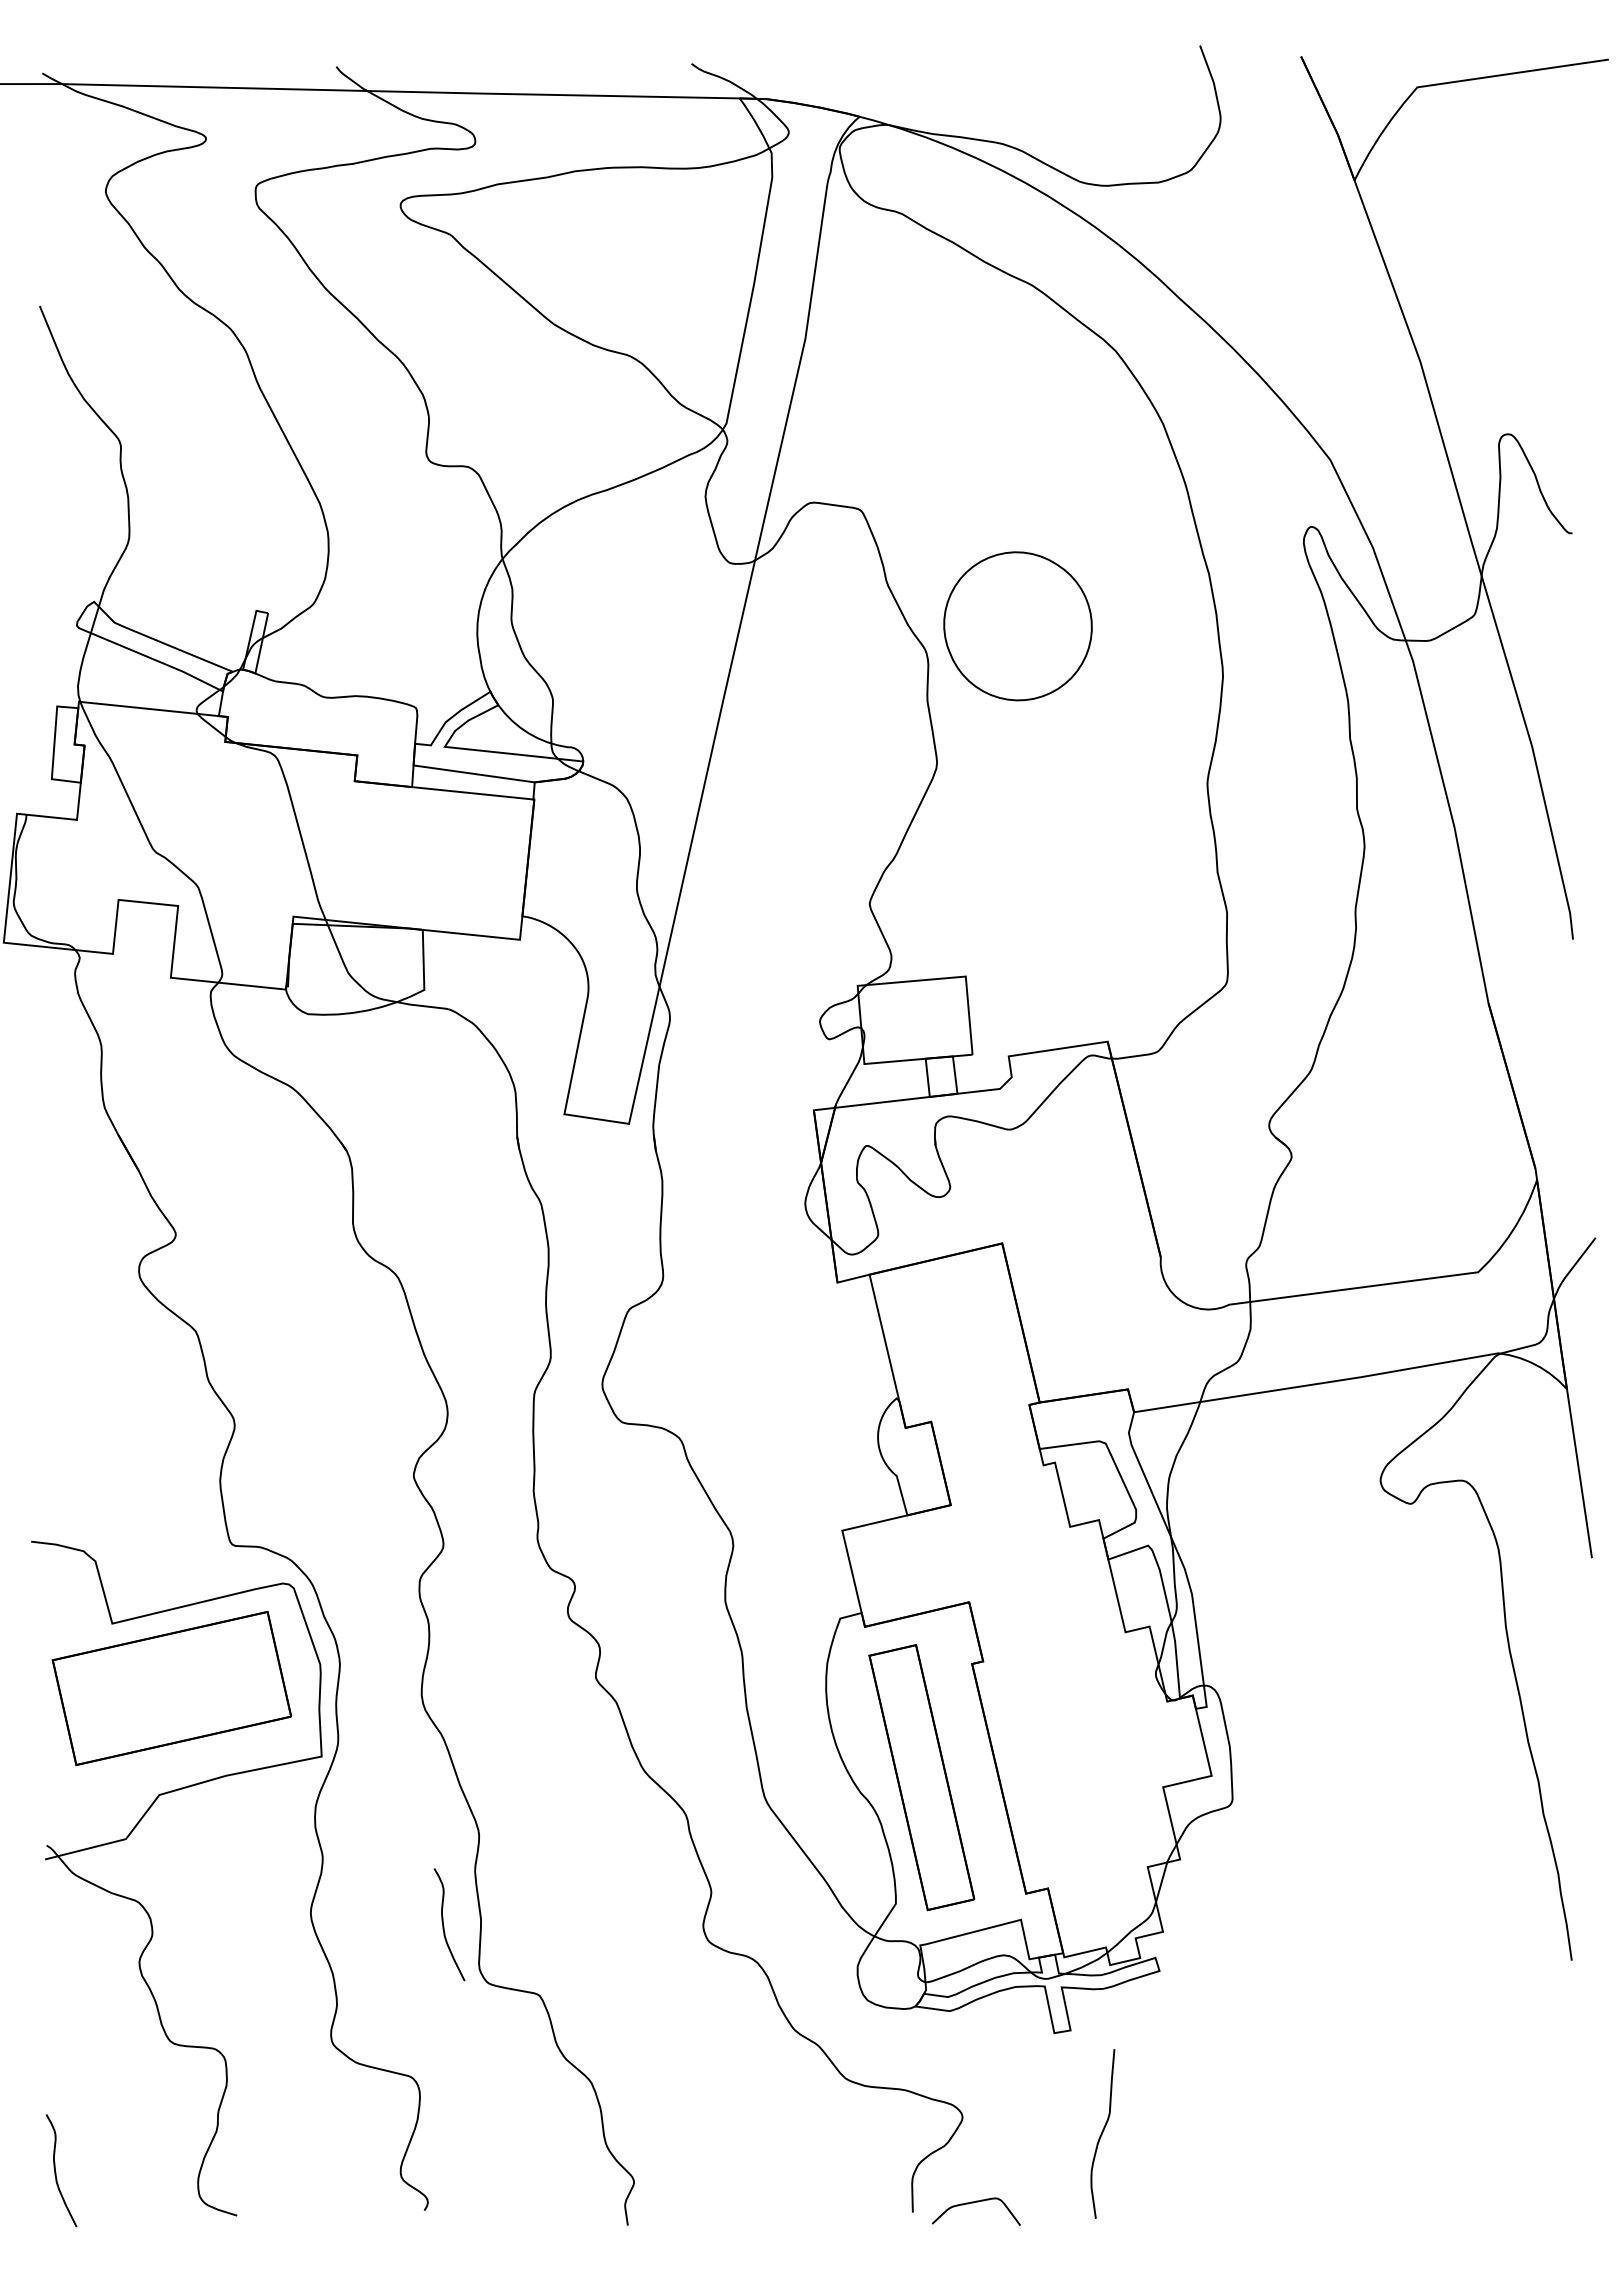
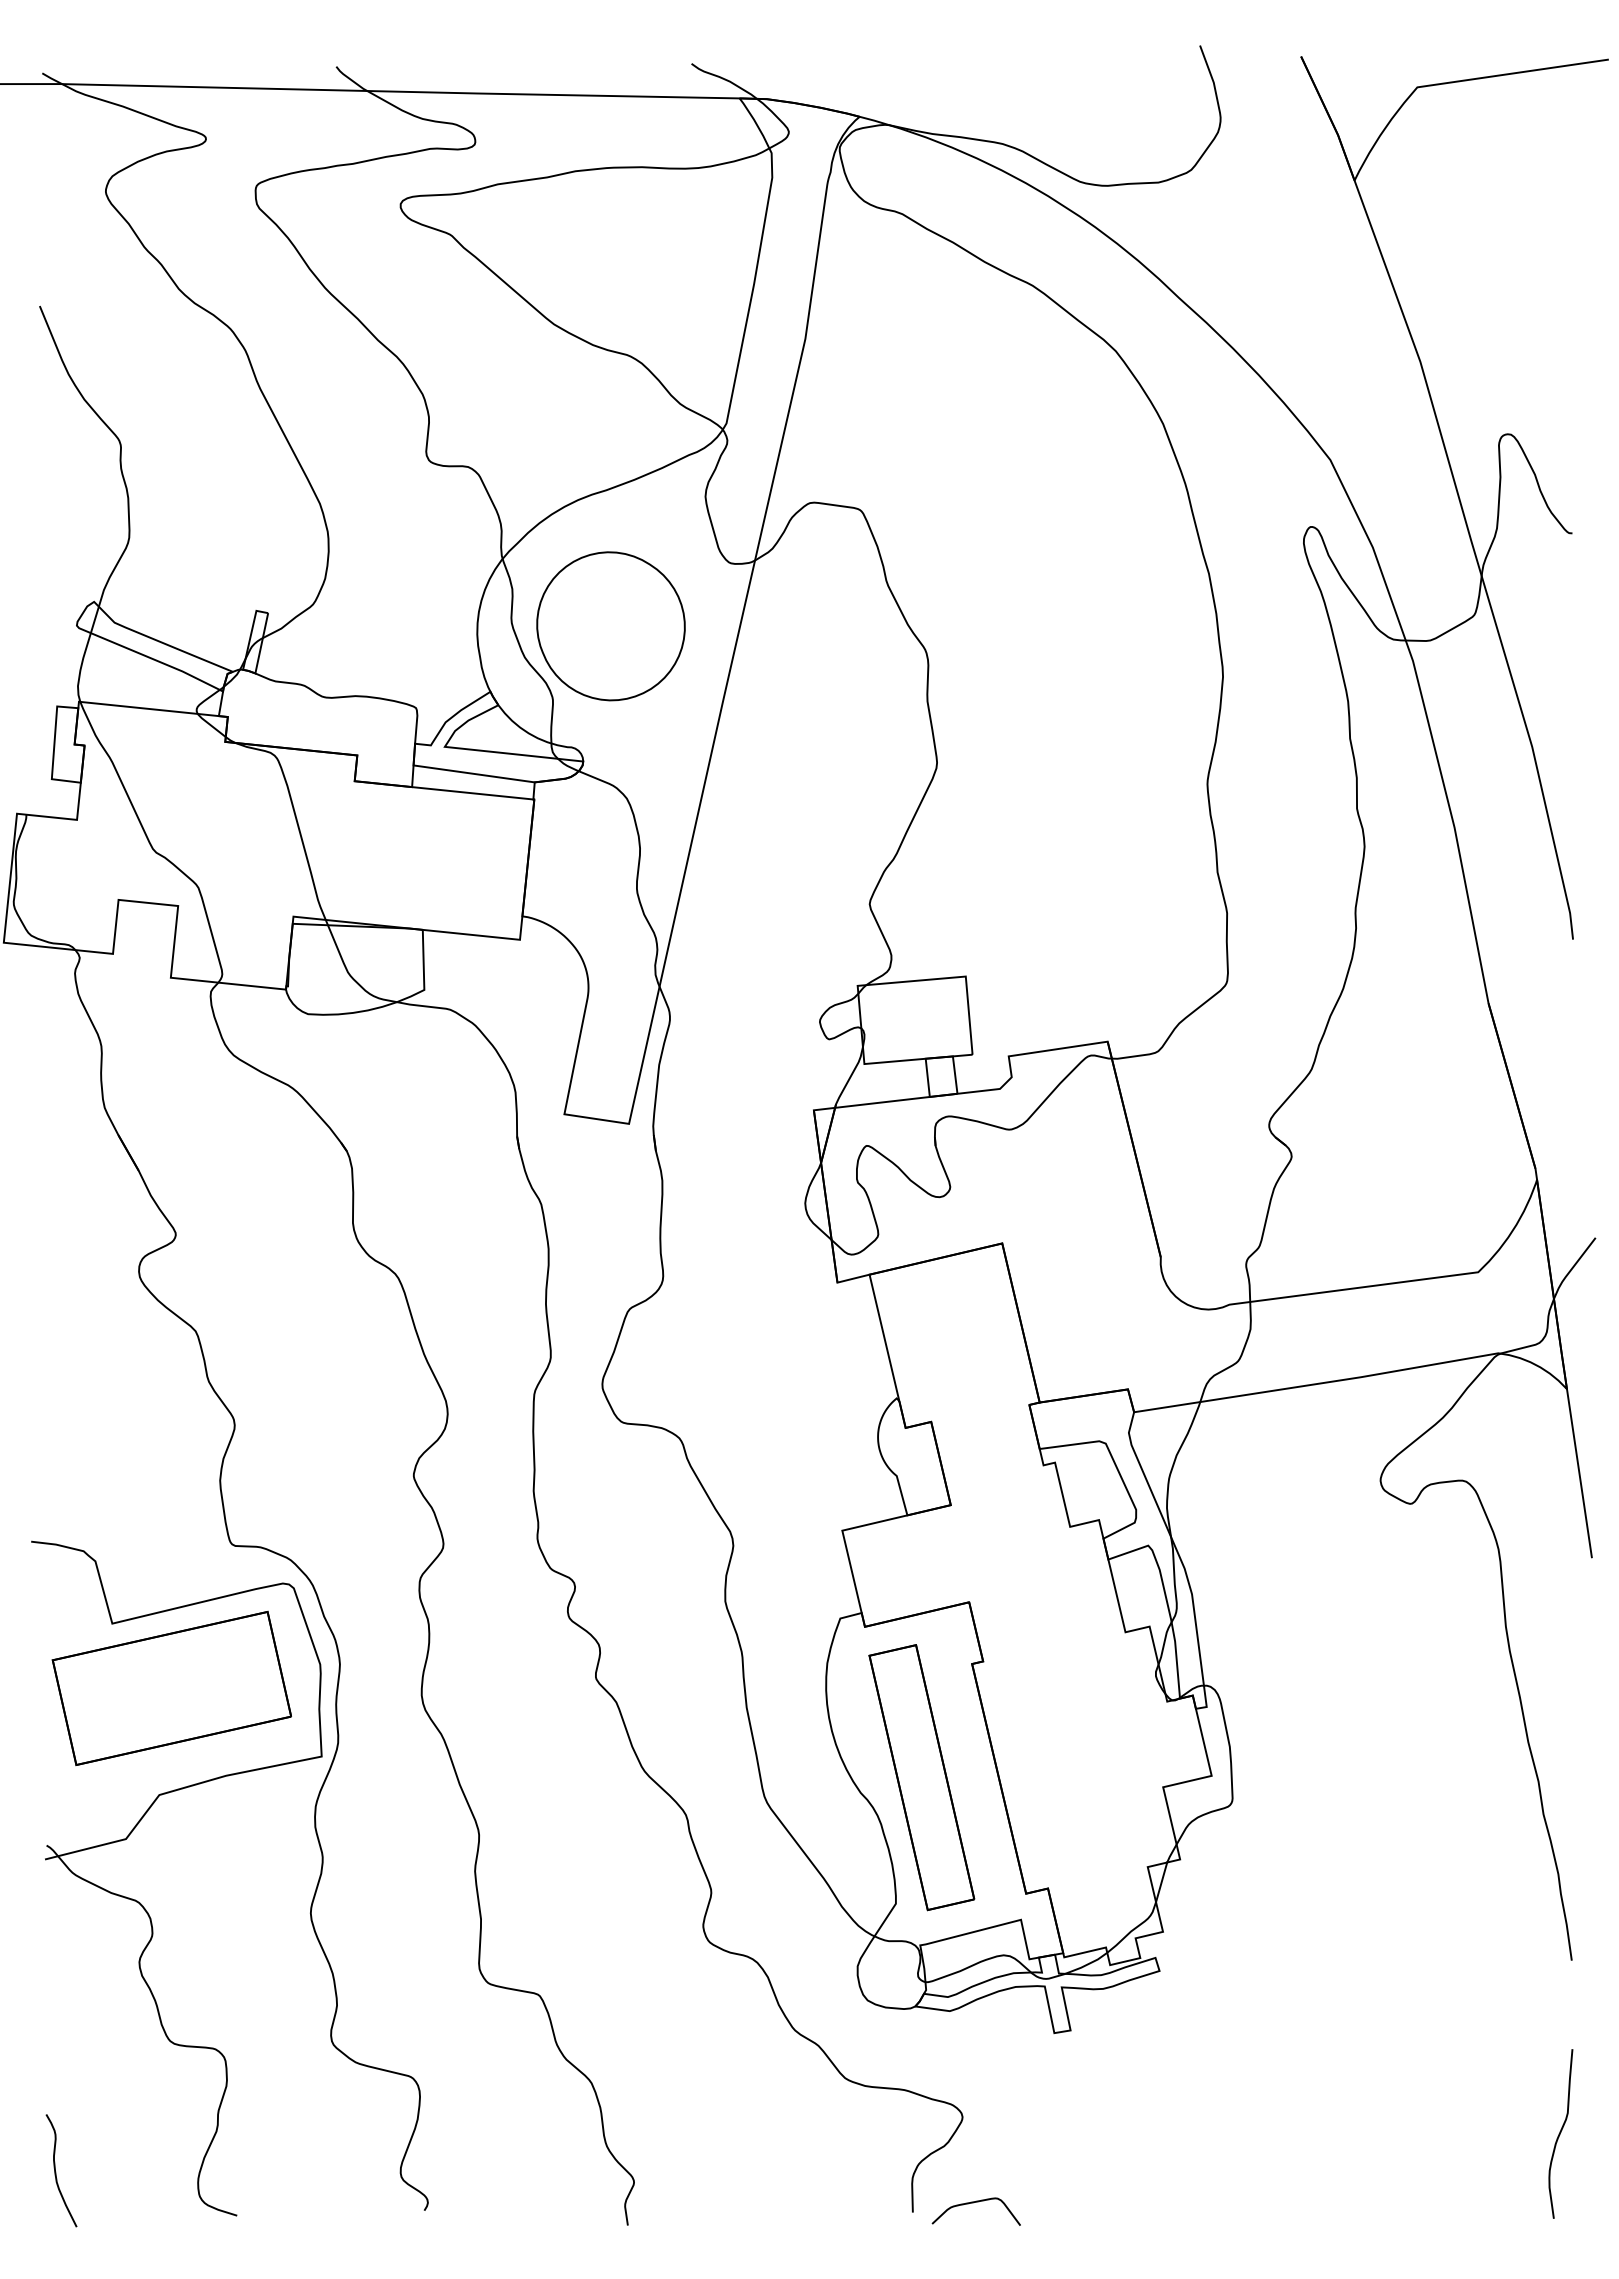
part position: (1017, 626) -> (610, 626) (610, 626)
curve: present -> none (444, 1925)
curve position: (1102, 2133) -> (1560, 2133) (1560, 2133)
